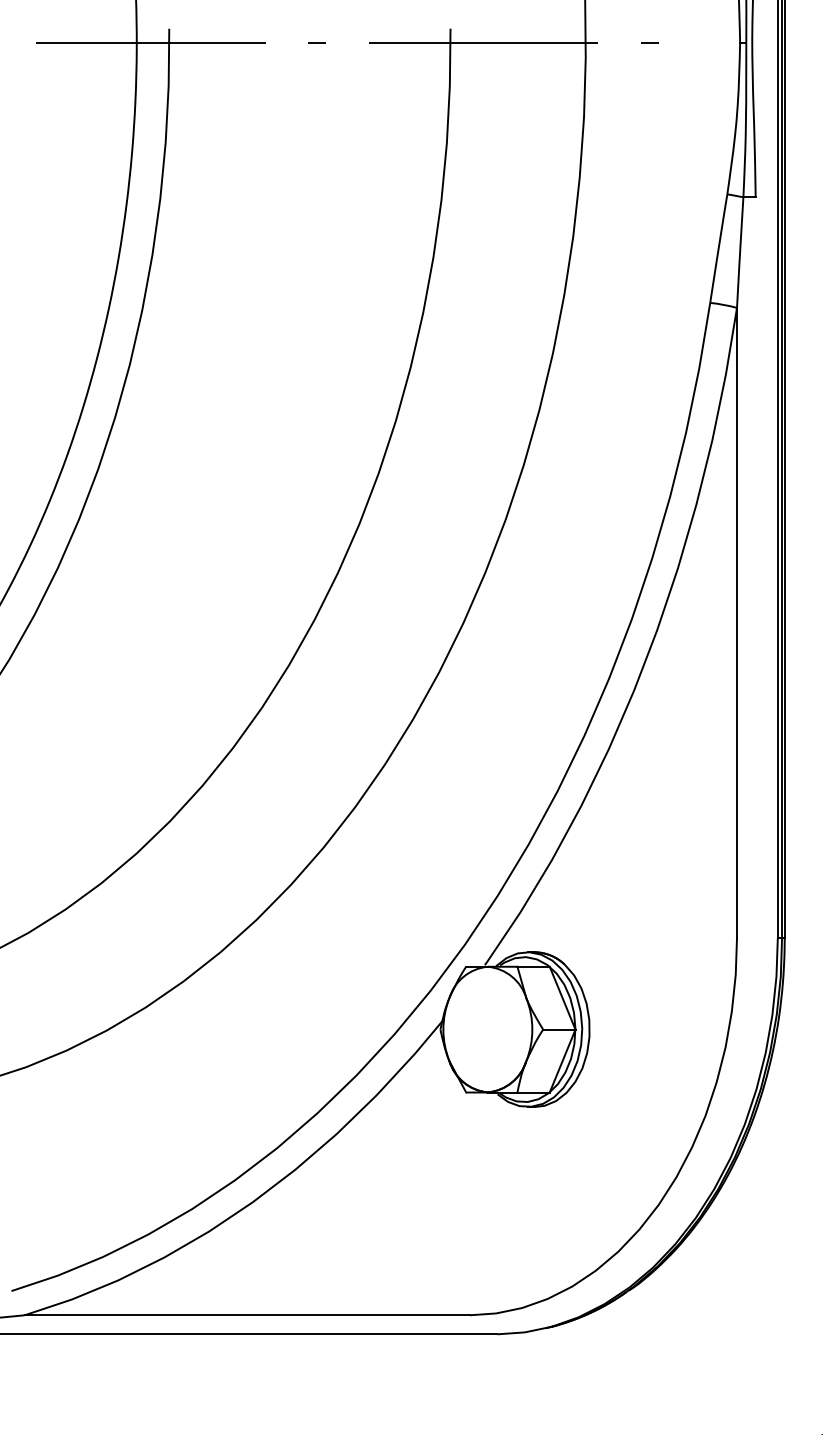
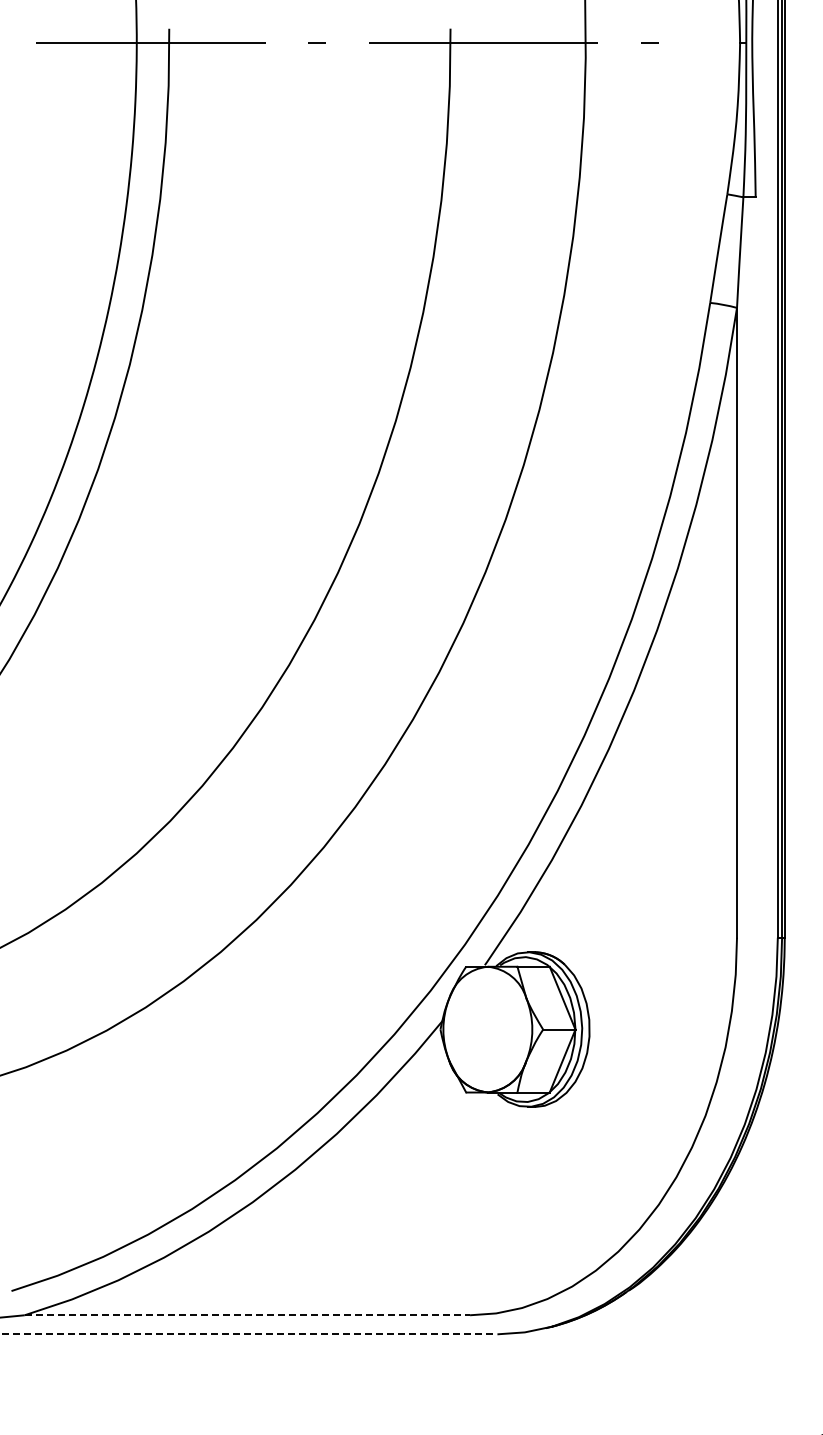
line: solid -> dashed (247, 1315)
line: solid -> dashed (249, 1334)
